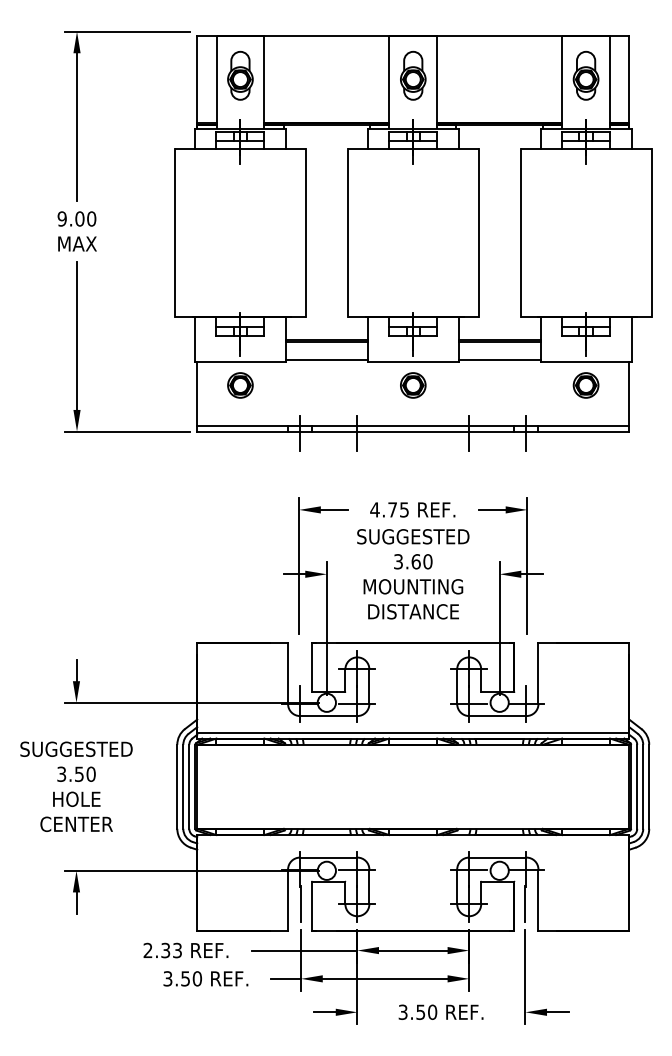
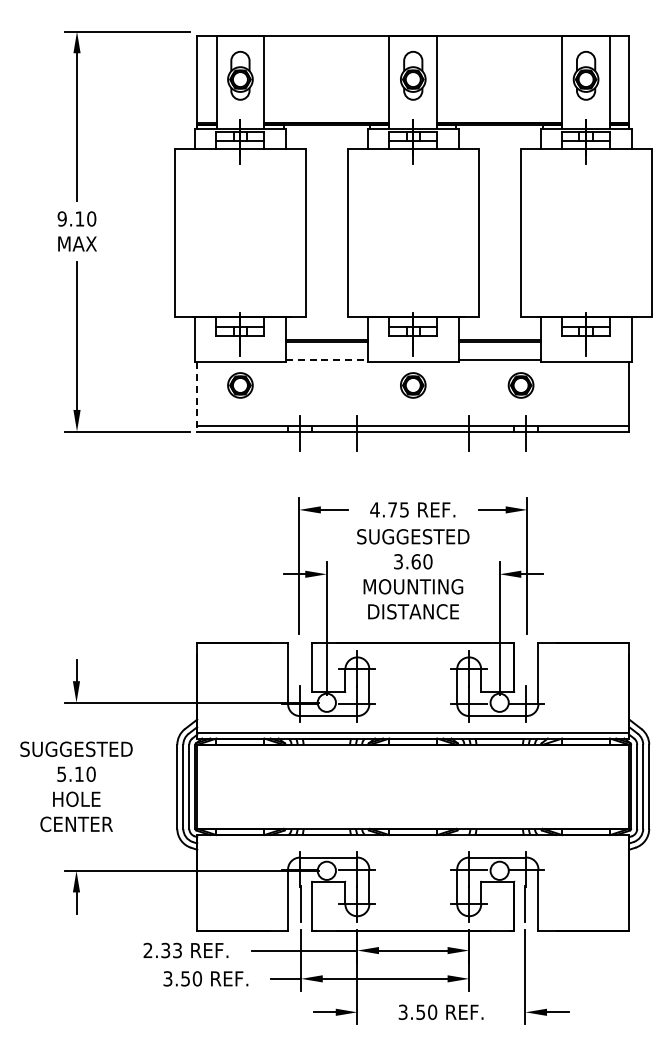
text: 9.00 -> 9.10 (79, 218)
line: solid -> dashed (326, 359)
part position: (585, 385) -> (520, 385) (520, 385)
line: solid -> dashed (197, 396)
text: 3.50 -> 5.10 (70, 773)
